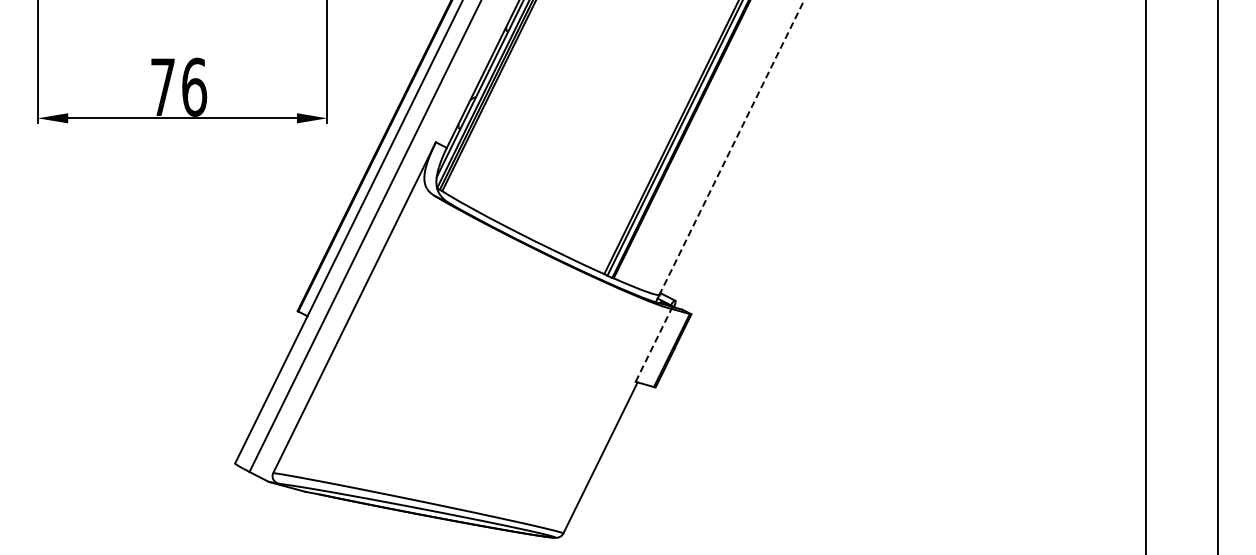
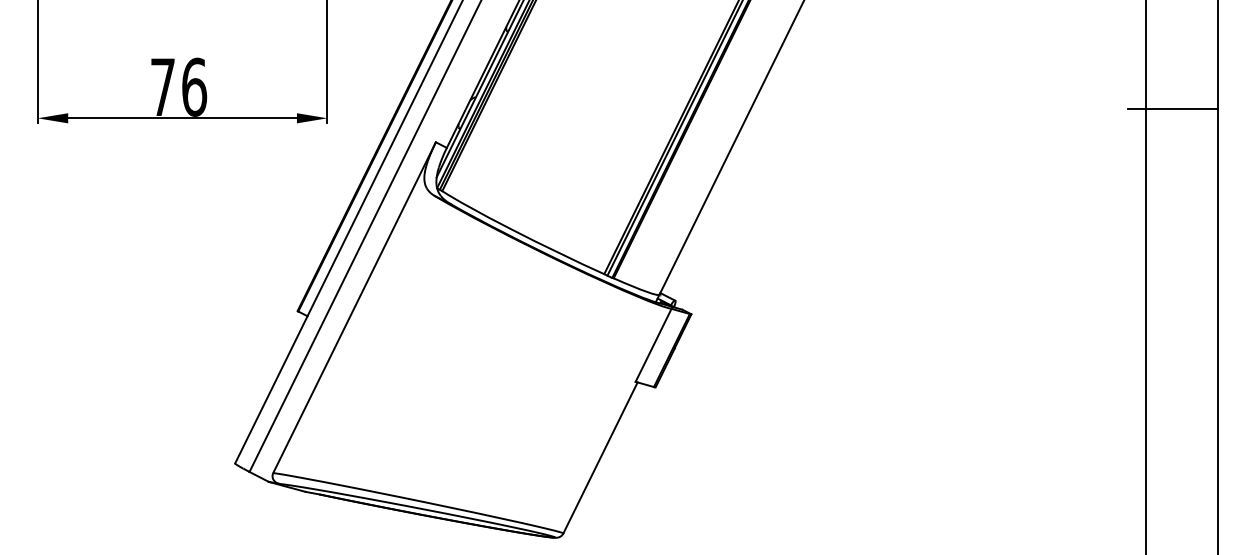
line: none -> present (1172, 109)
line: dashed -> solid (731, 147)
line: dashed -> solid (653, 345)
